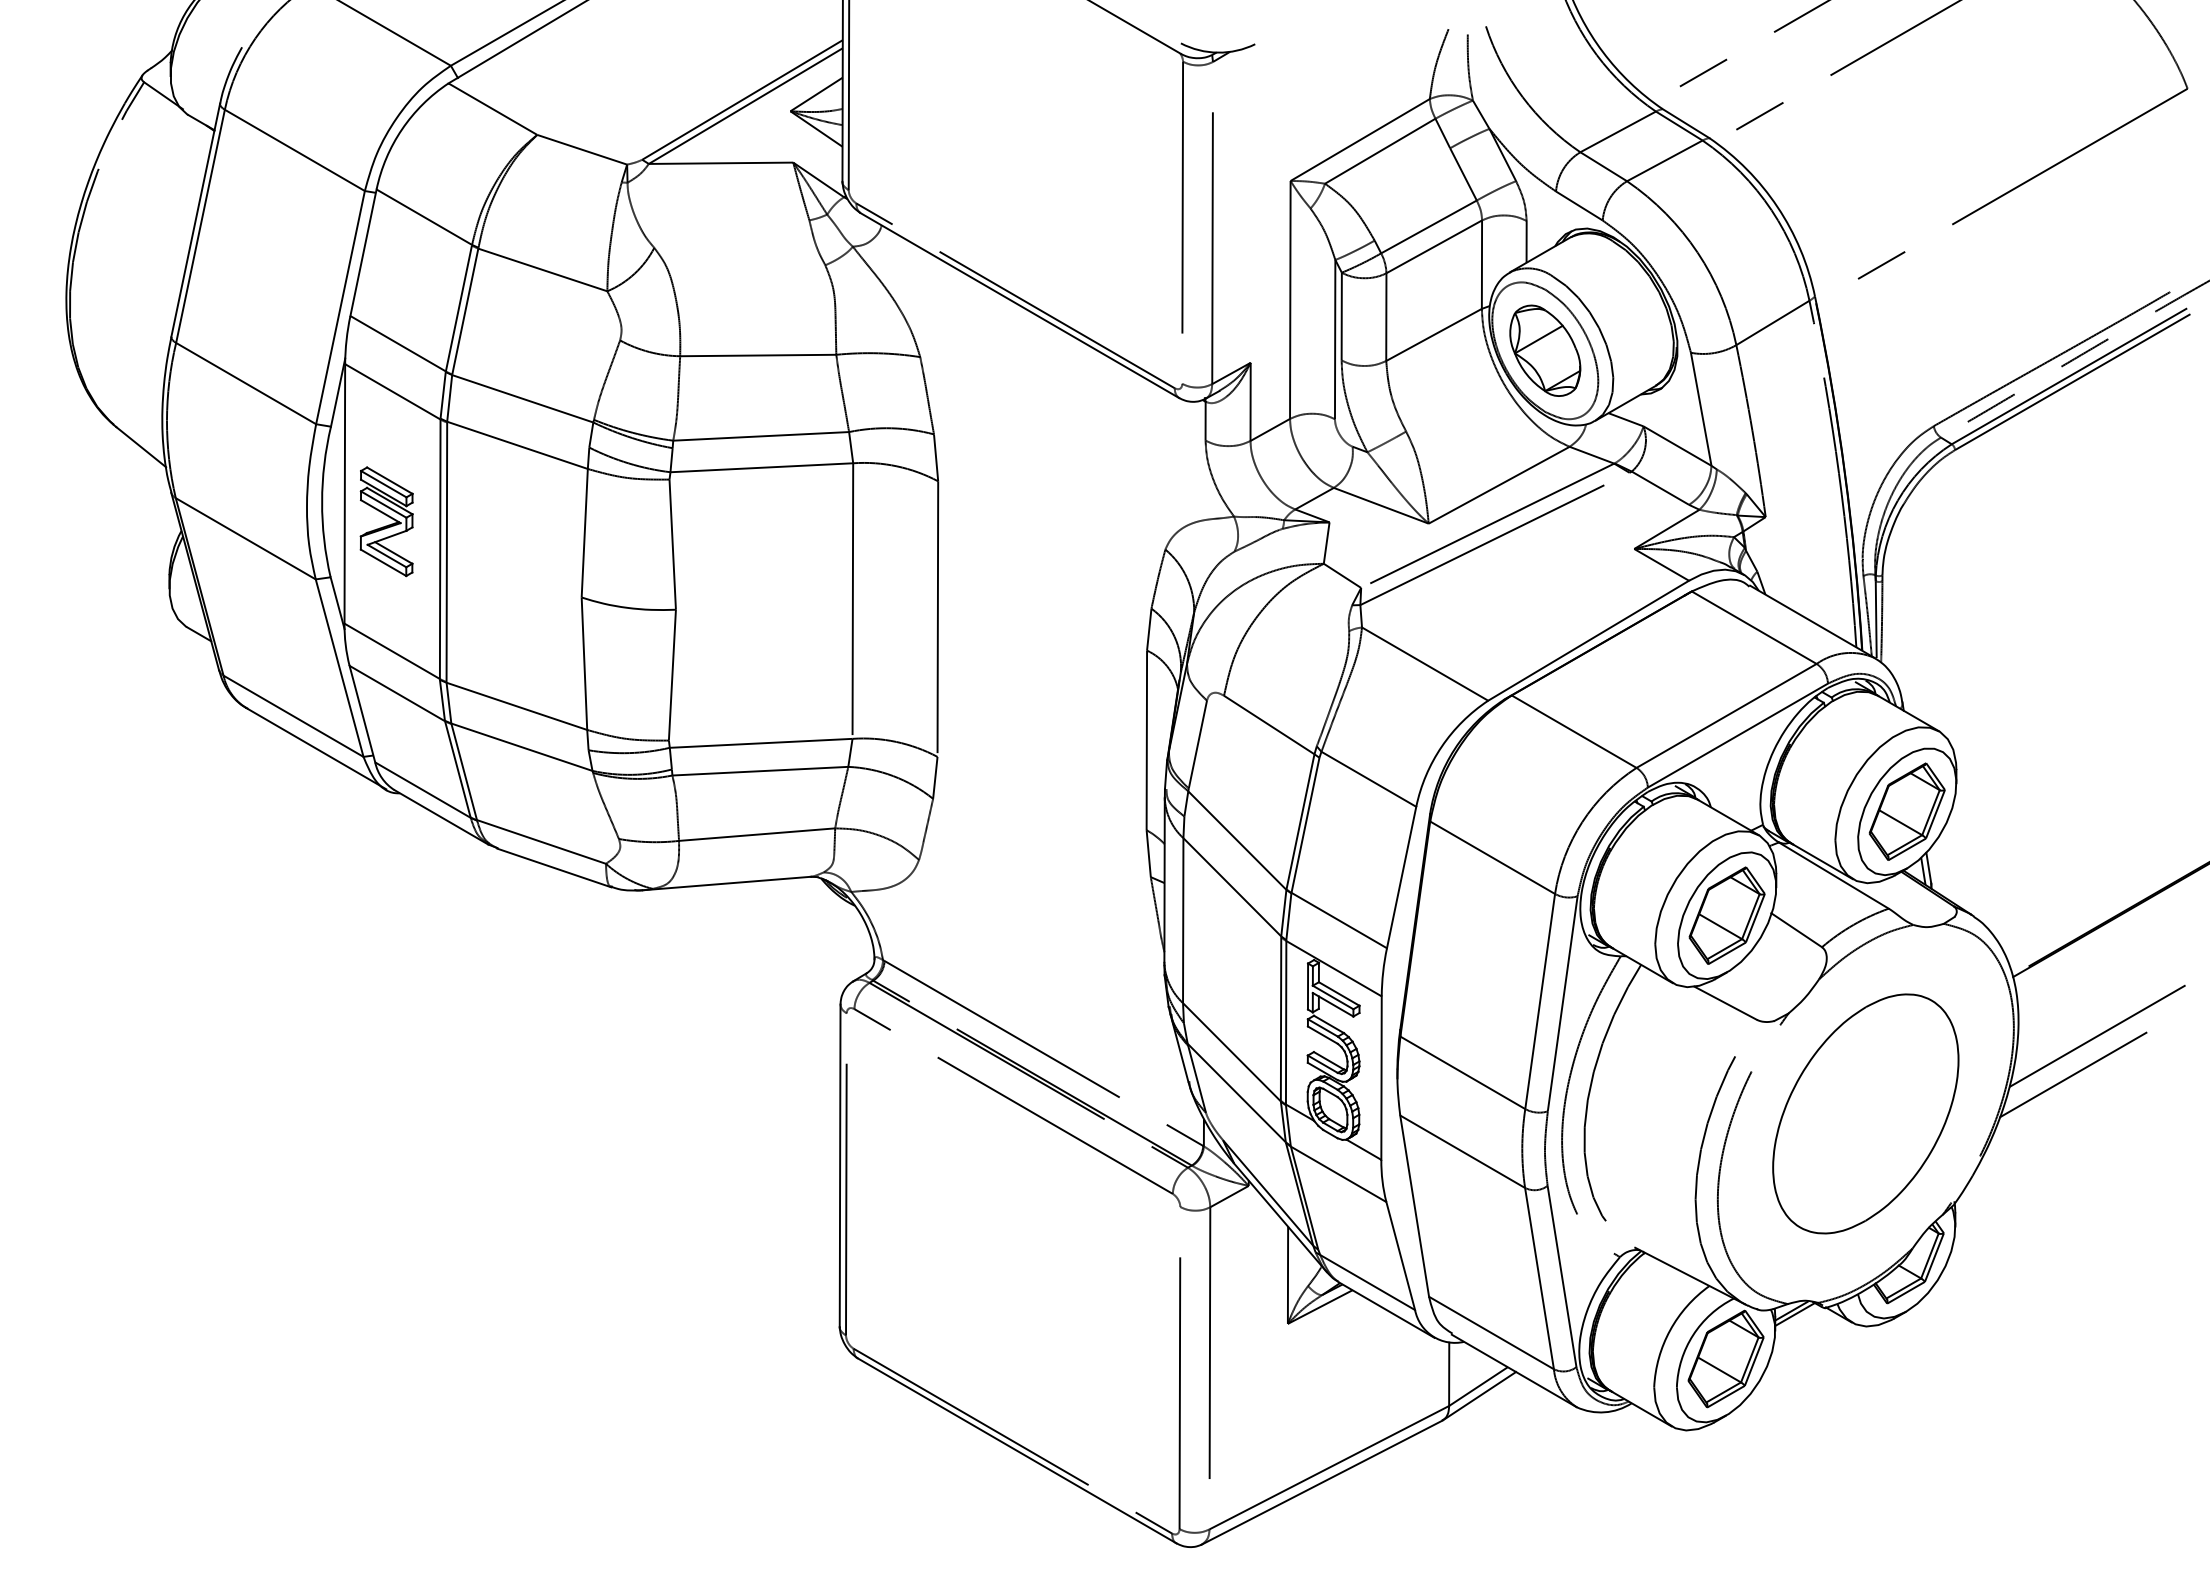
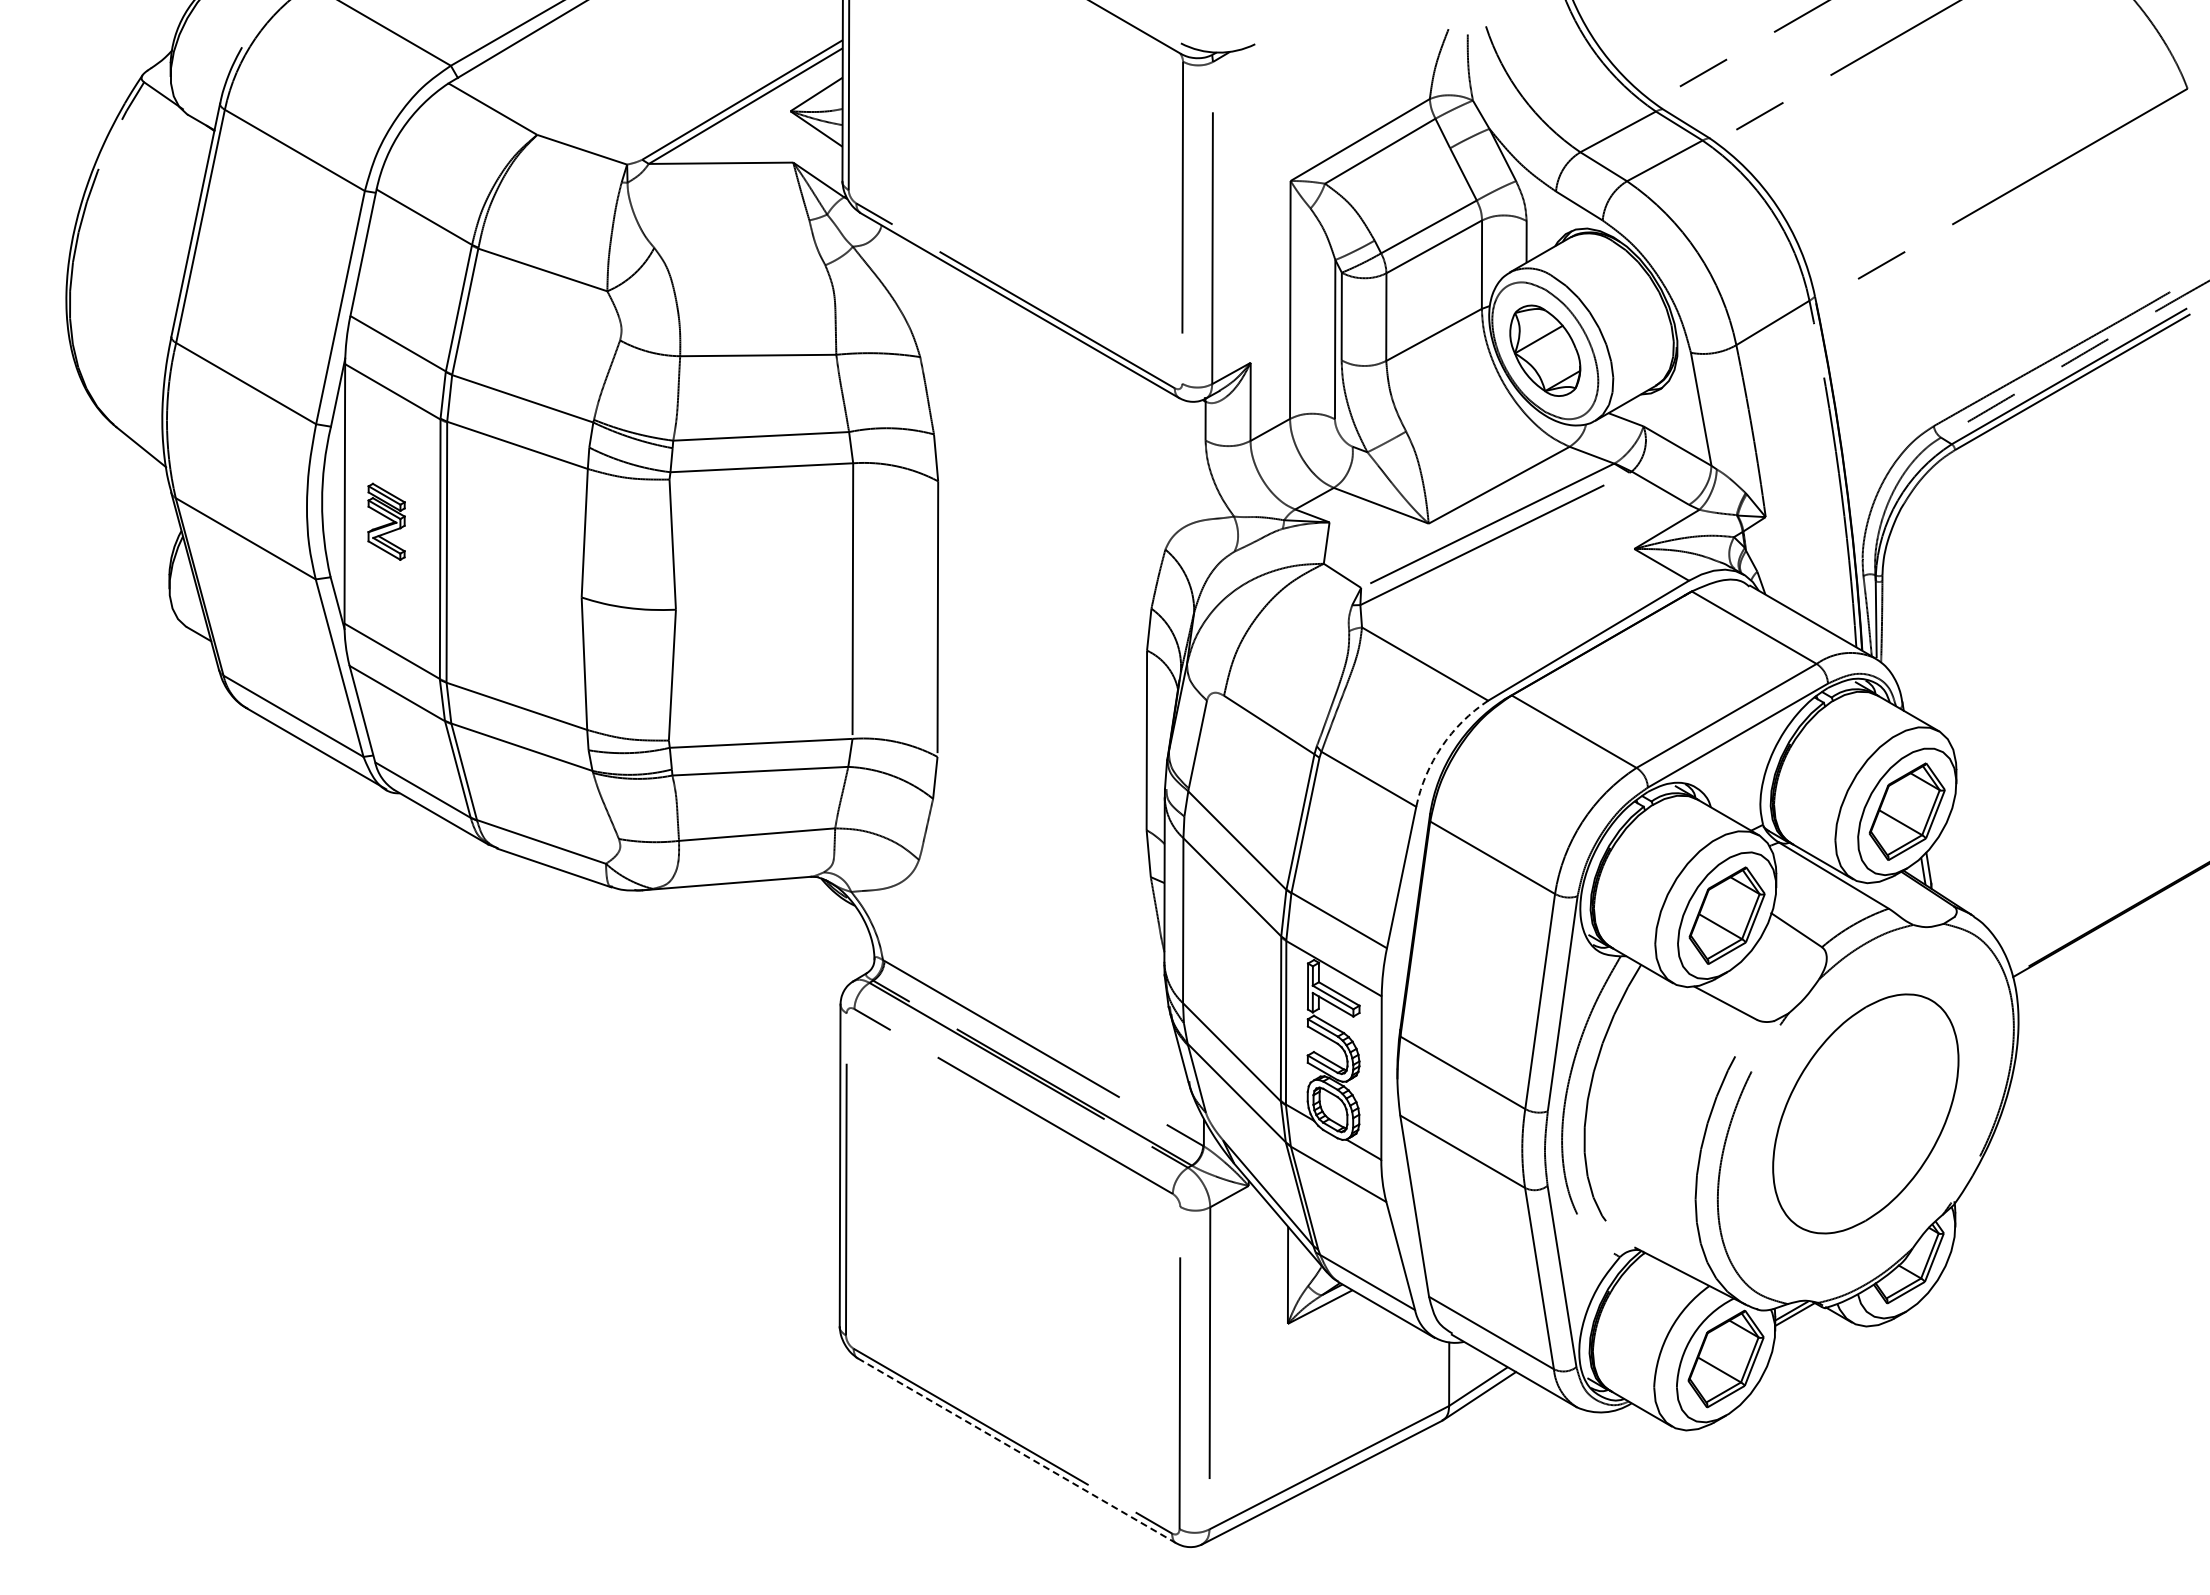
part size: 55x112 px -> 39x79 px (386, 521)
arc: solid -> dashed (1441, 746)
line: present -> none (2097, 1035)
line: present -> none (2073, 1074)
line: solid -> dashed (1017, 1451)
